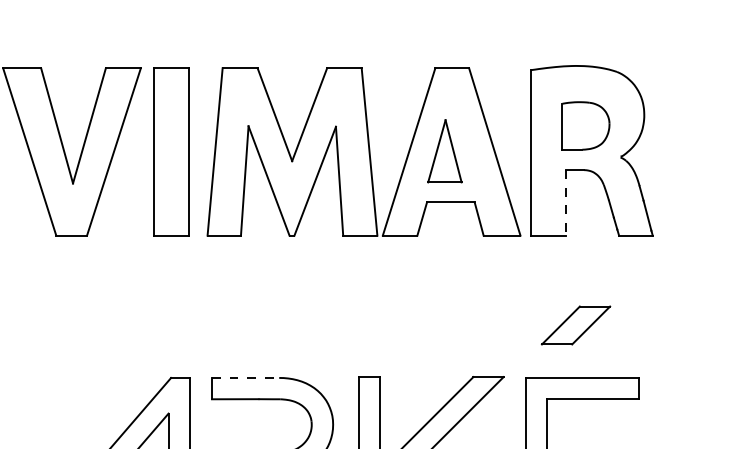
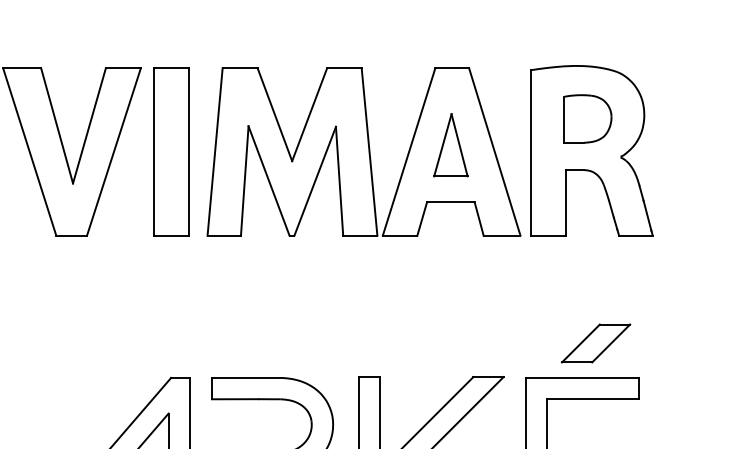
part position: (585, 125) -> (587, 118) (587, 118)
part position: (444, 151) -> (450, 145) (450, 145)
line: dashed -> solid (565, 202)
part position: (575, 325) -> (595, 343) (595, 343)
line: dashed -> solid (245, 377)
